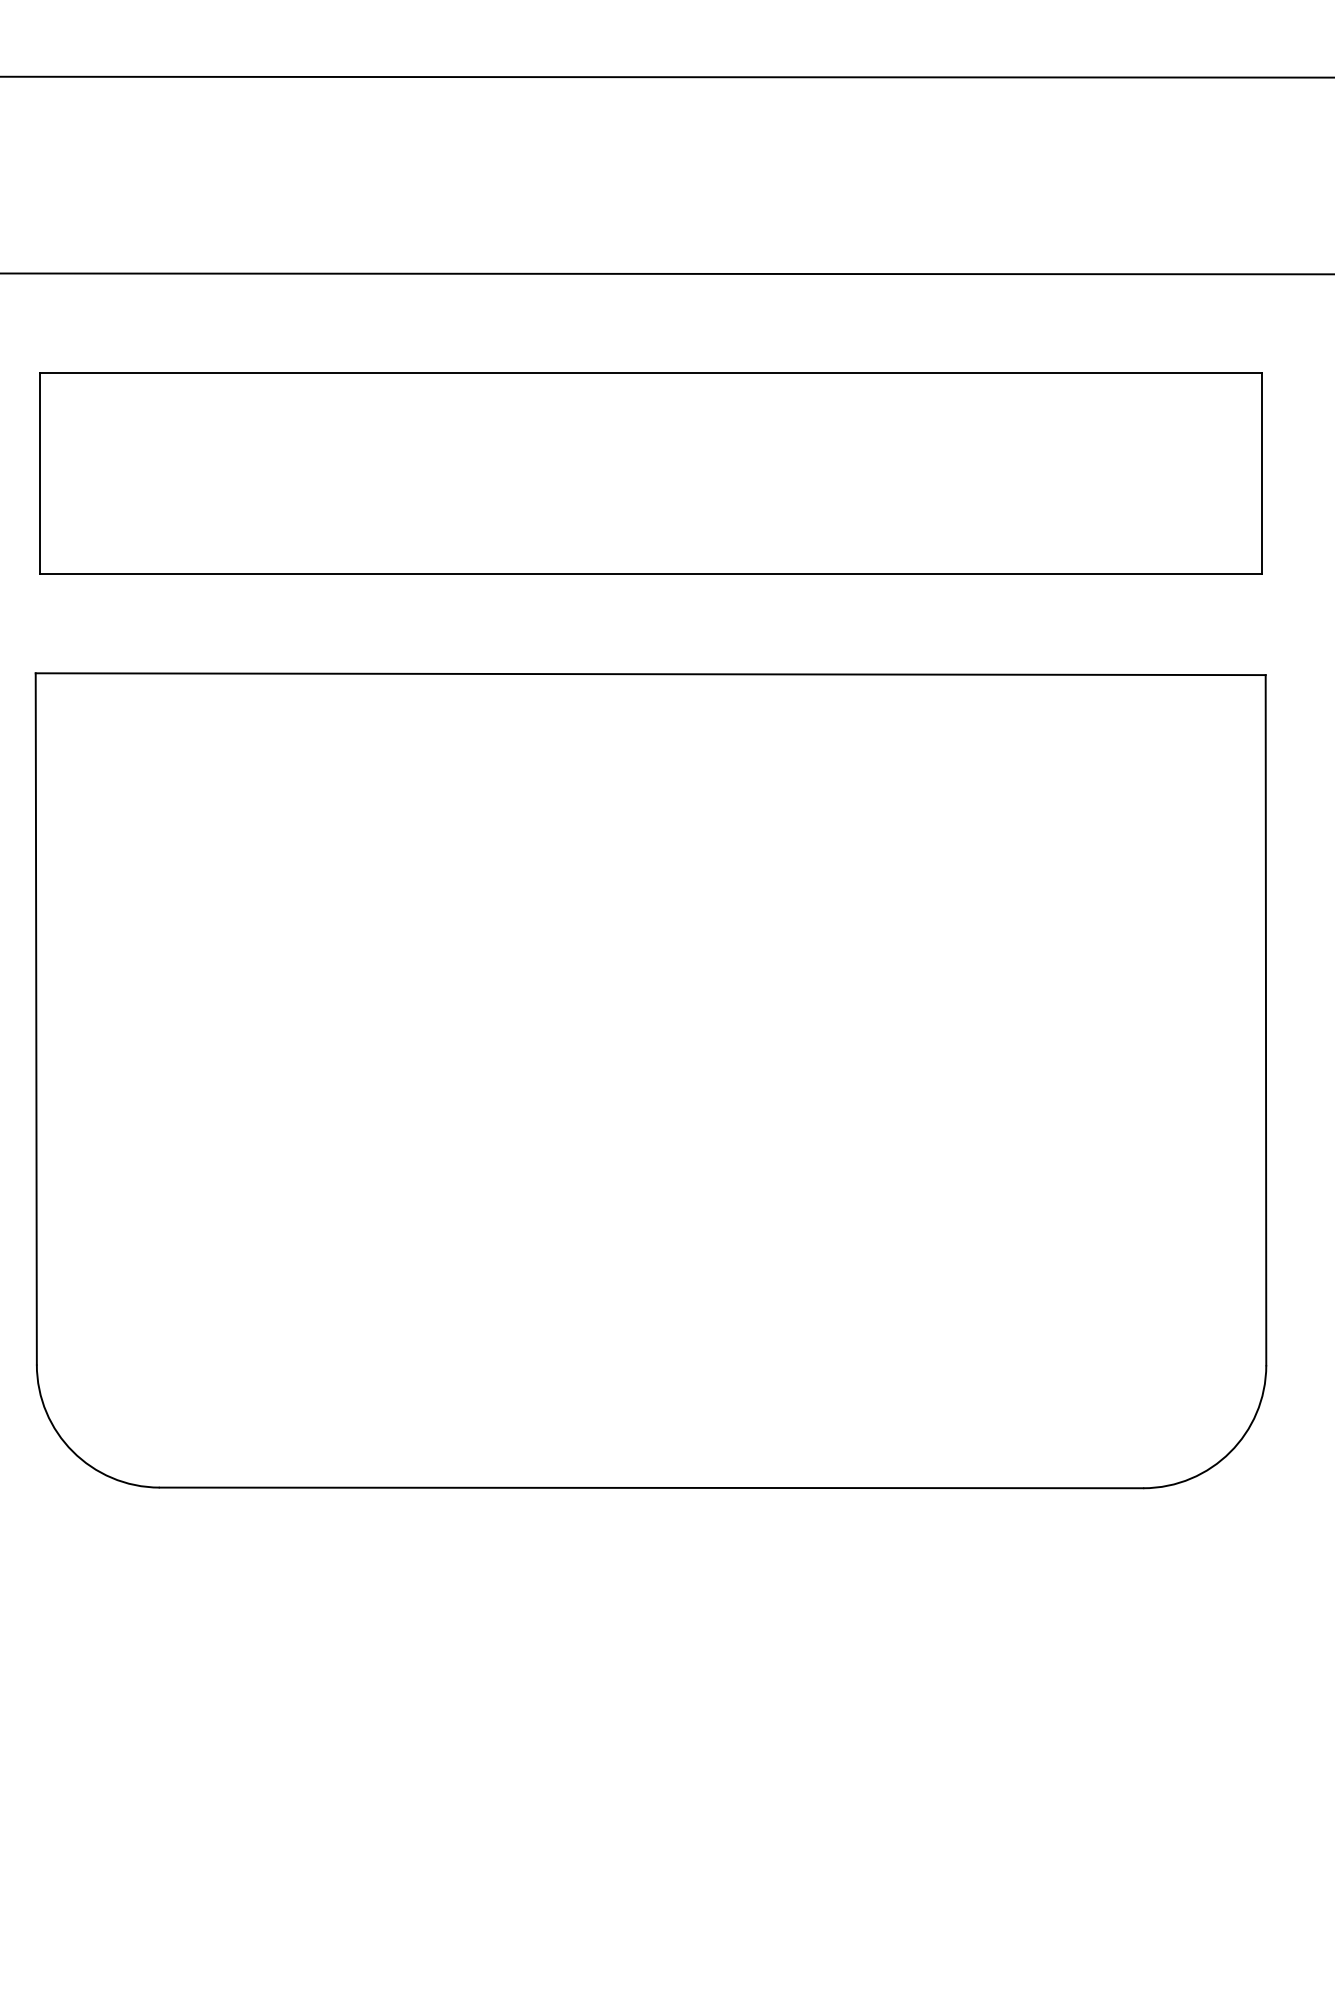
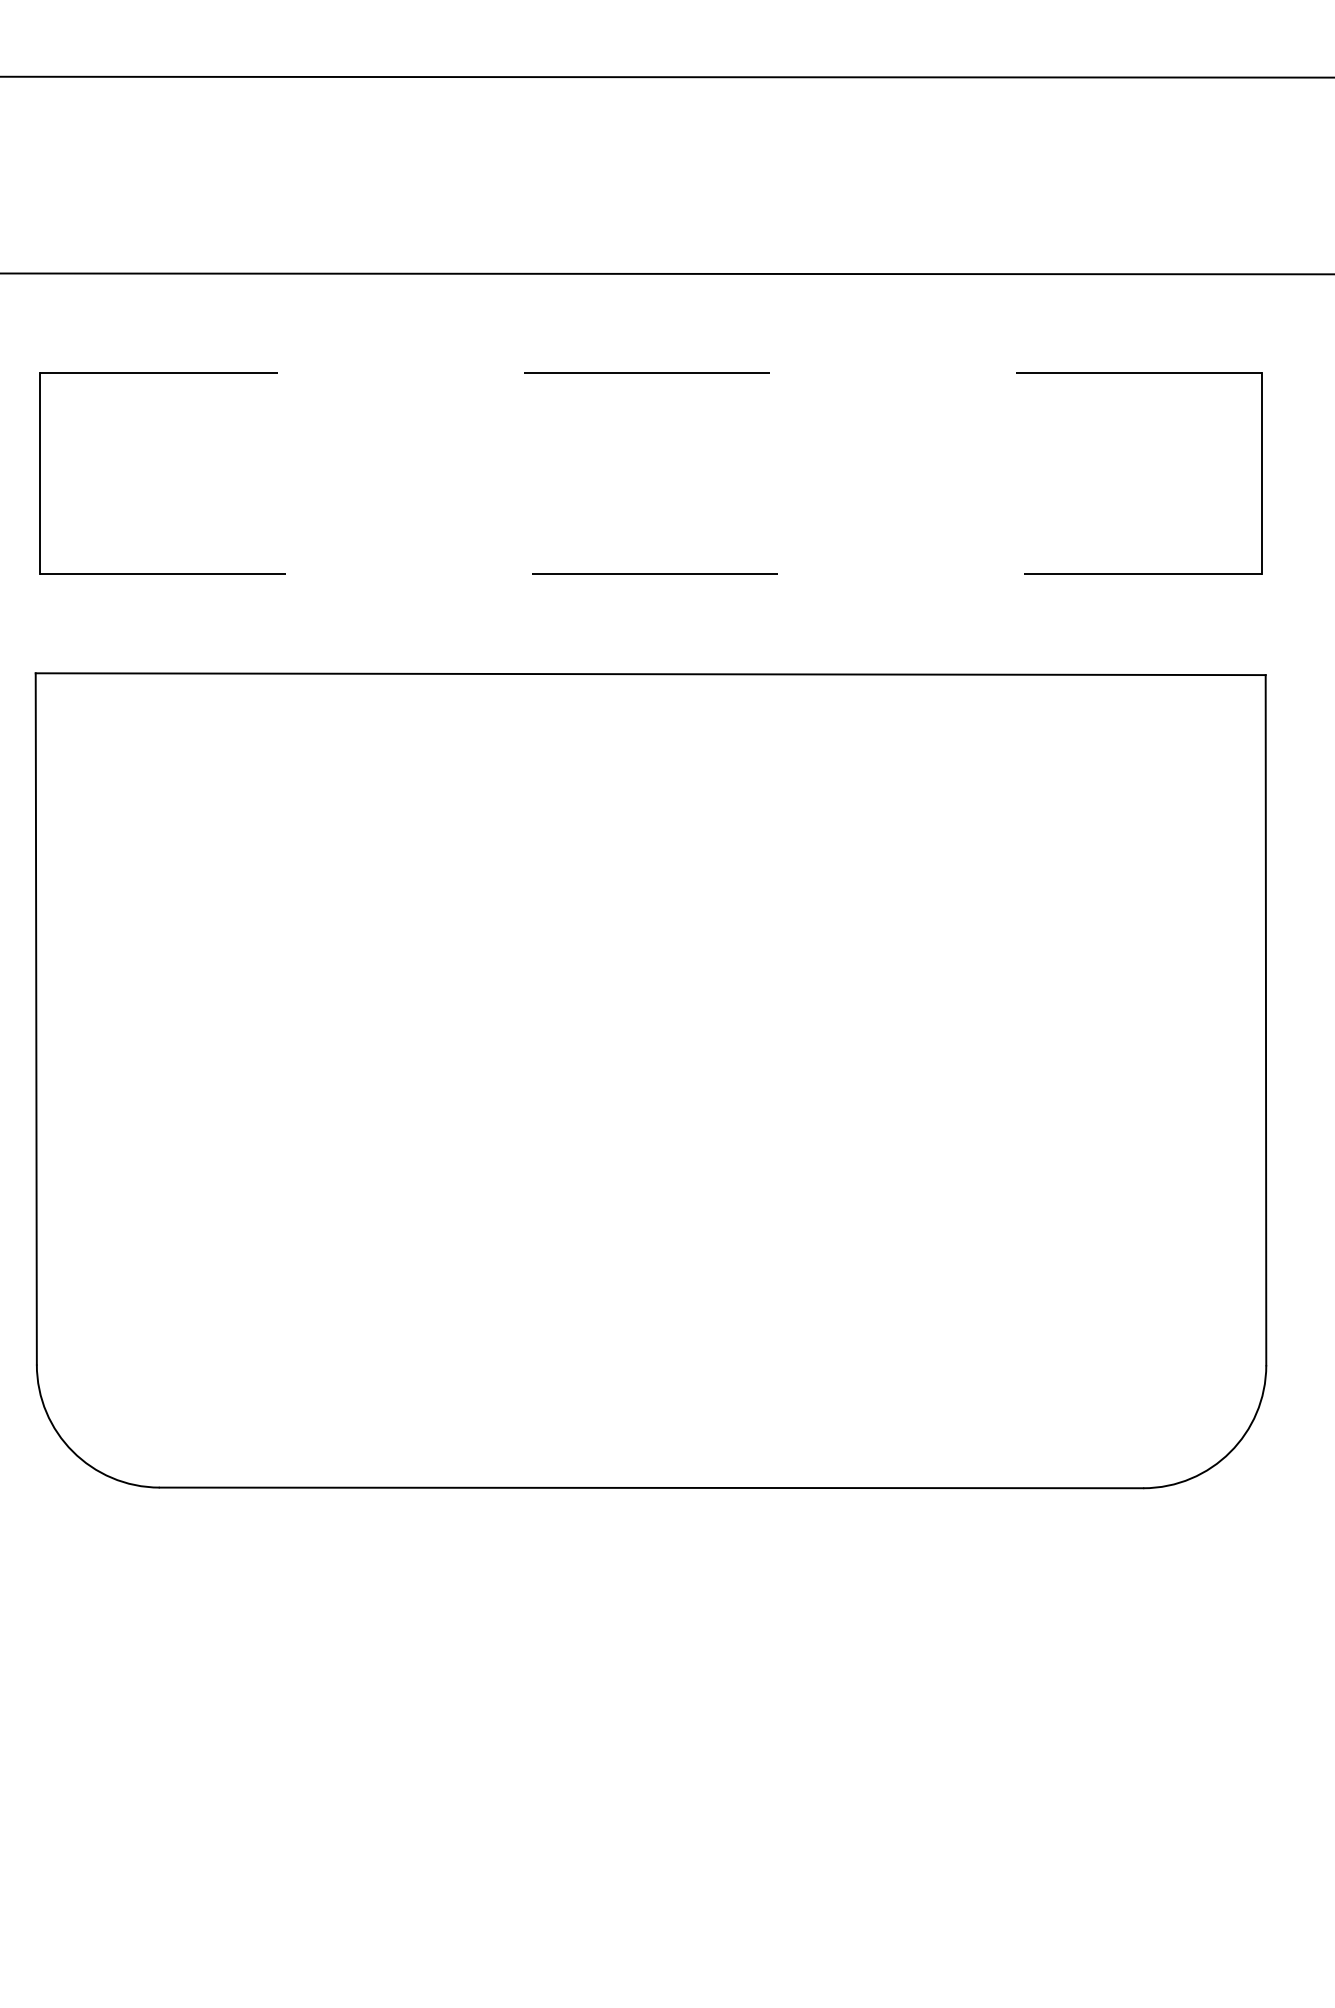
line: solid -> dashed (651, 373)
line: solid -> dashed (651, 574)
